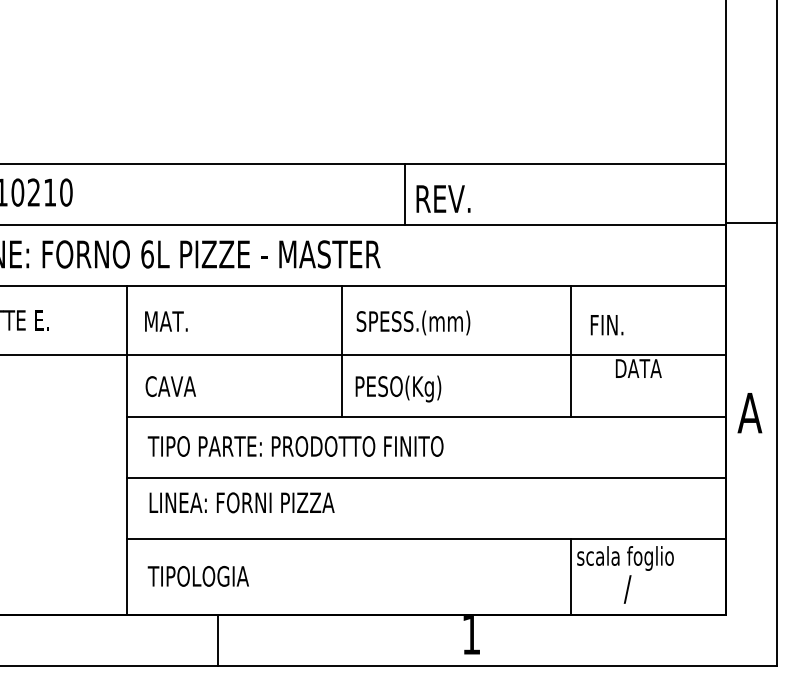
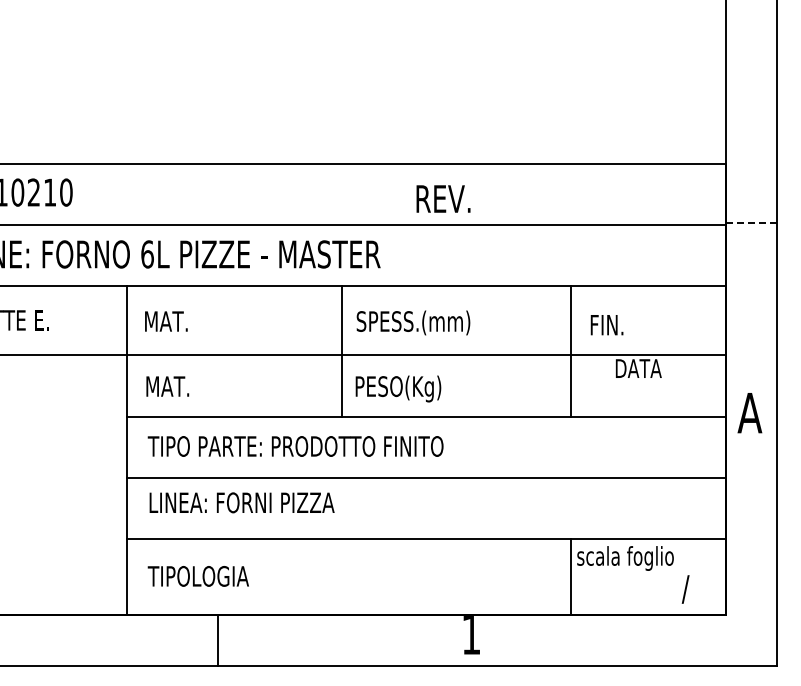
line: present -> none (404, 193)
line: solid -> dashed (752, 223)
text: CAVA -> MAT. (170, 386)
text position: (627, 589) -> (685, 589) (685, 589)
